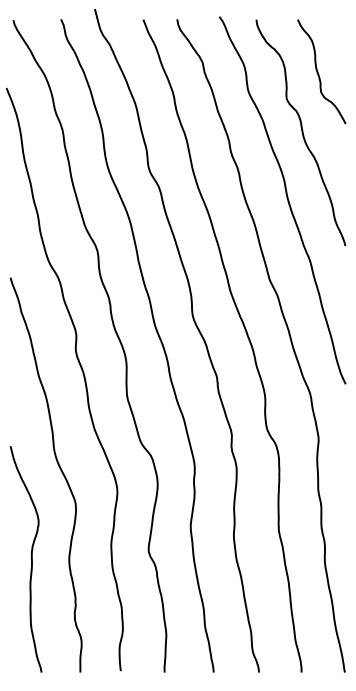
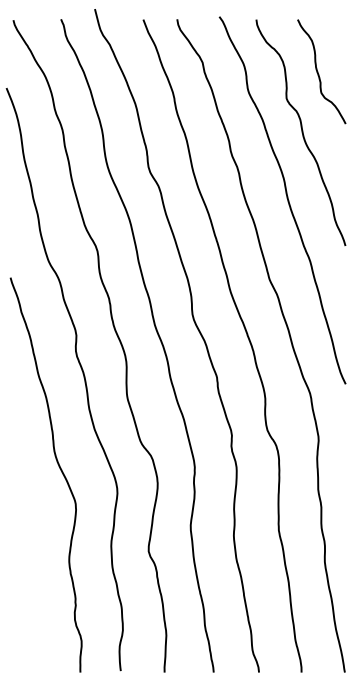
curve: present -> none (30, 556)
